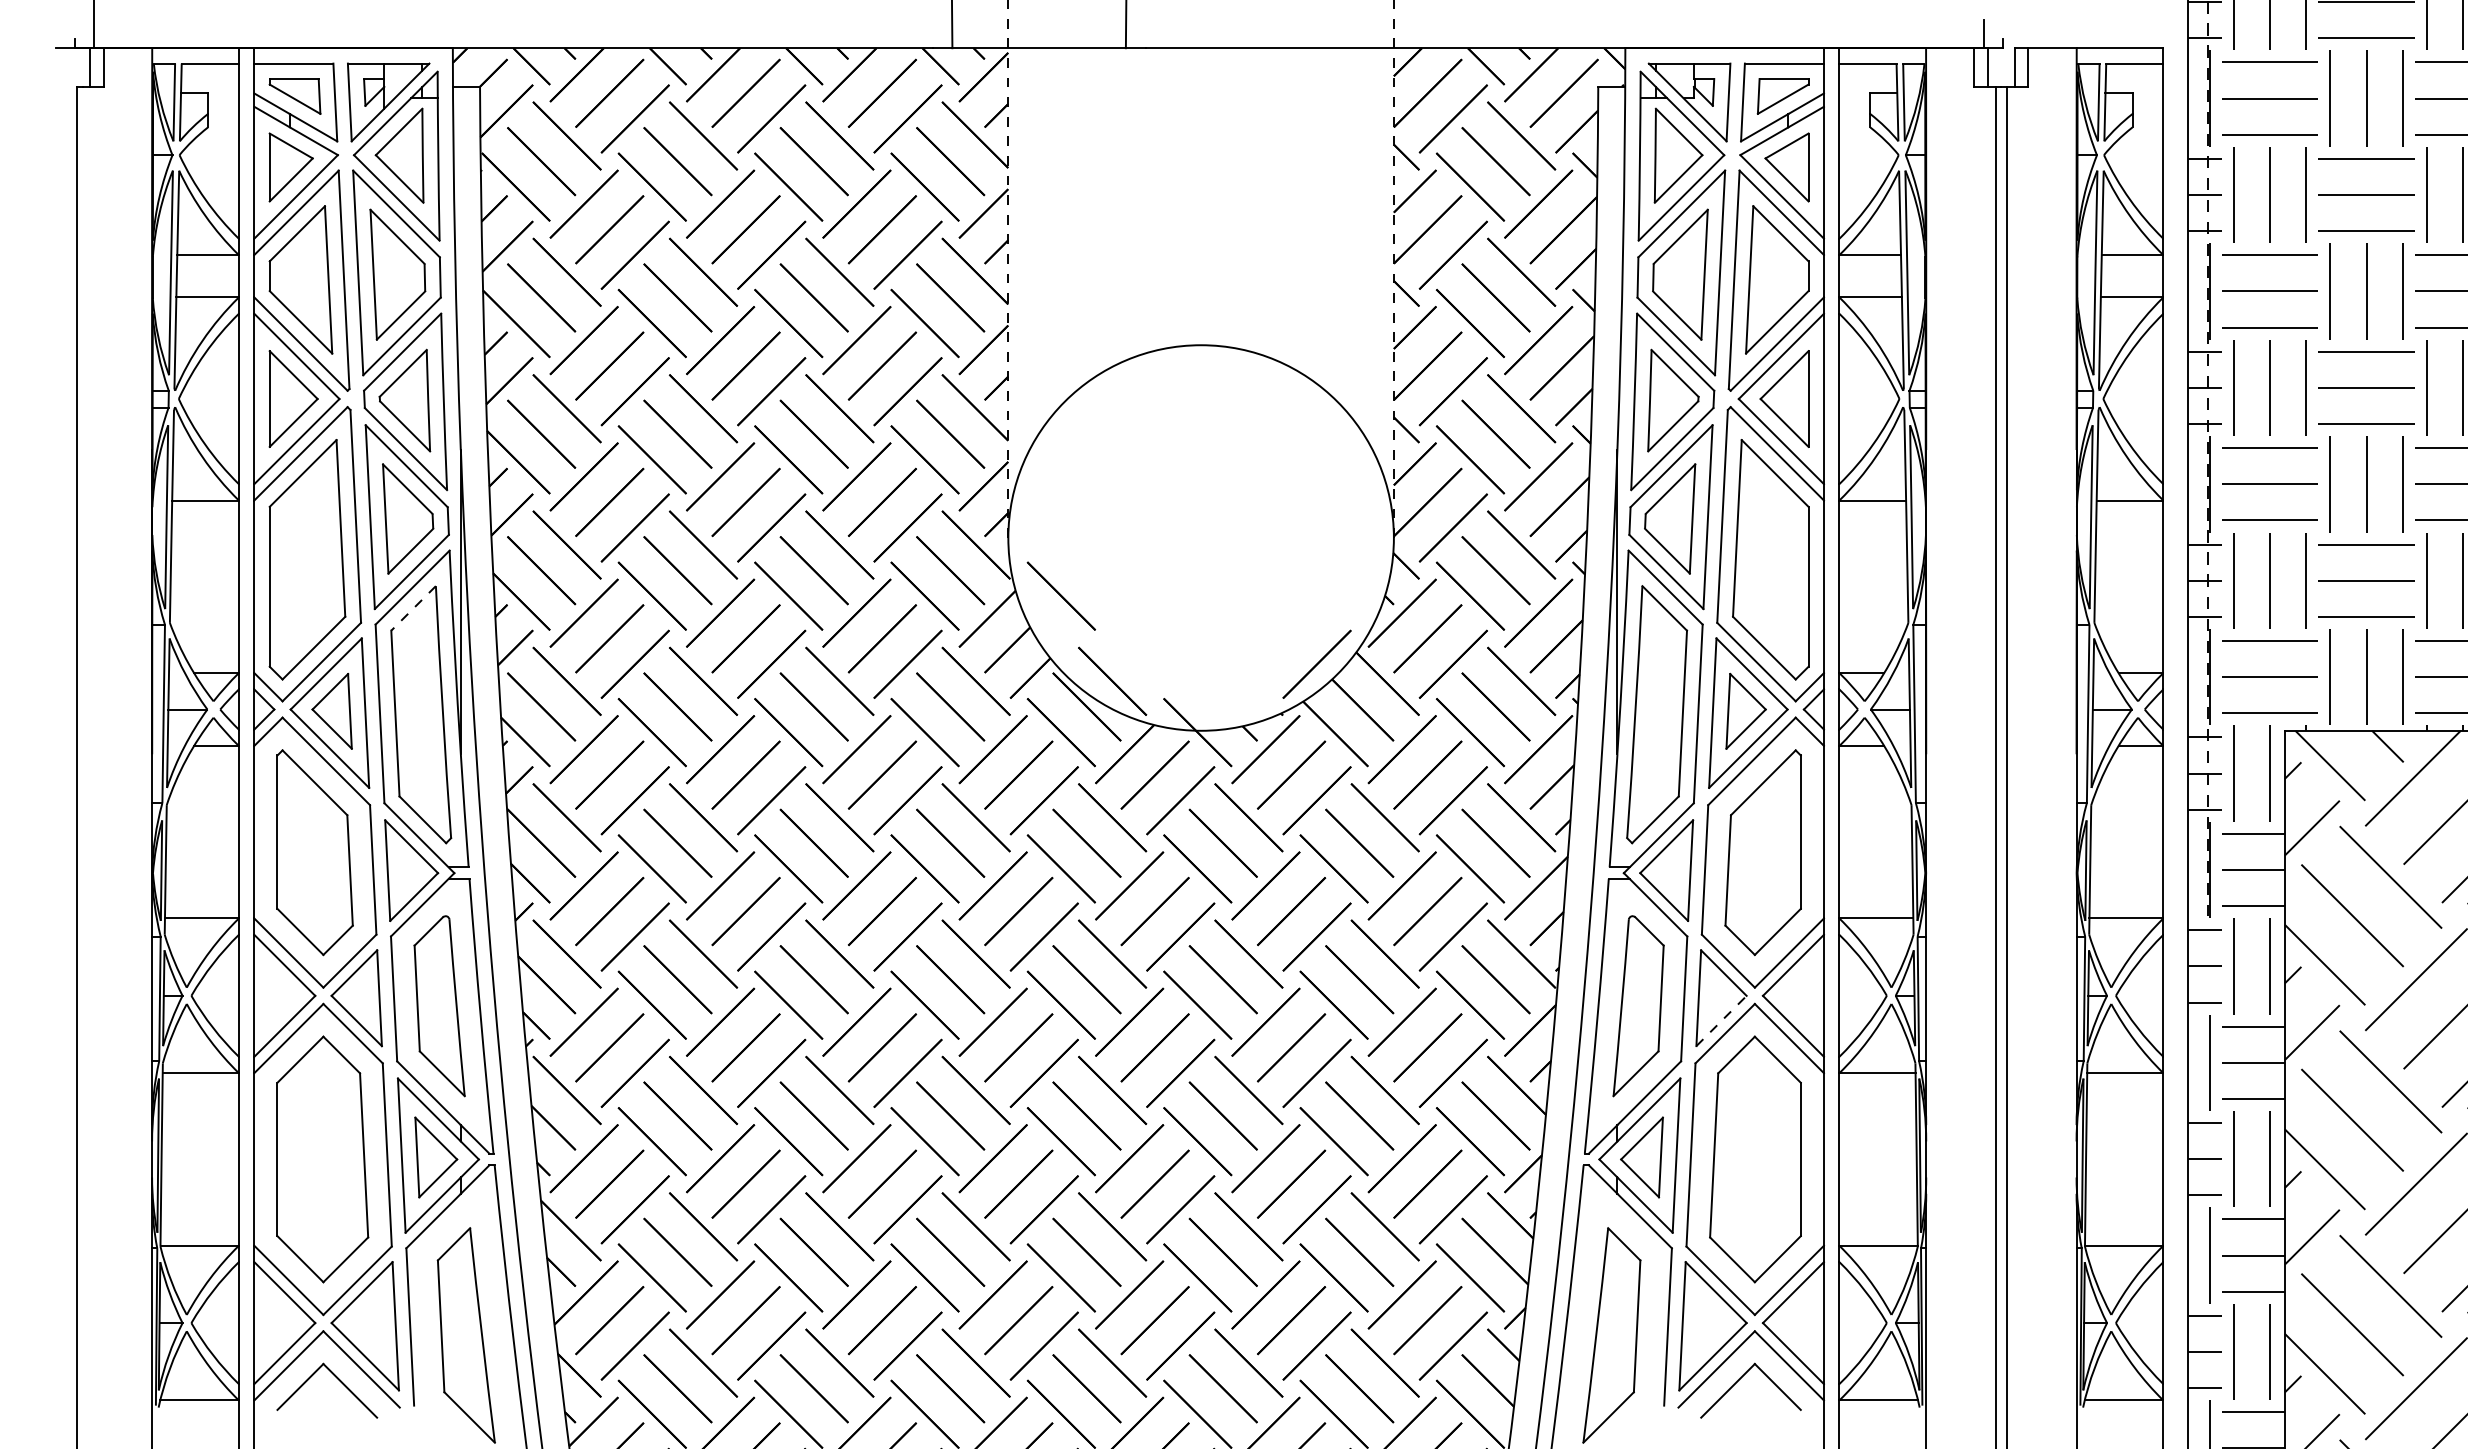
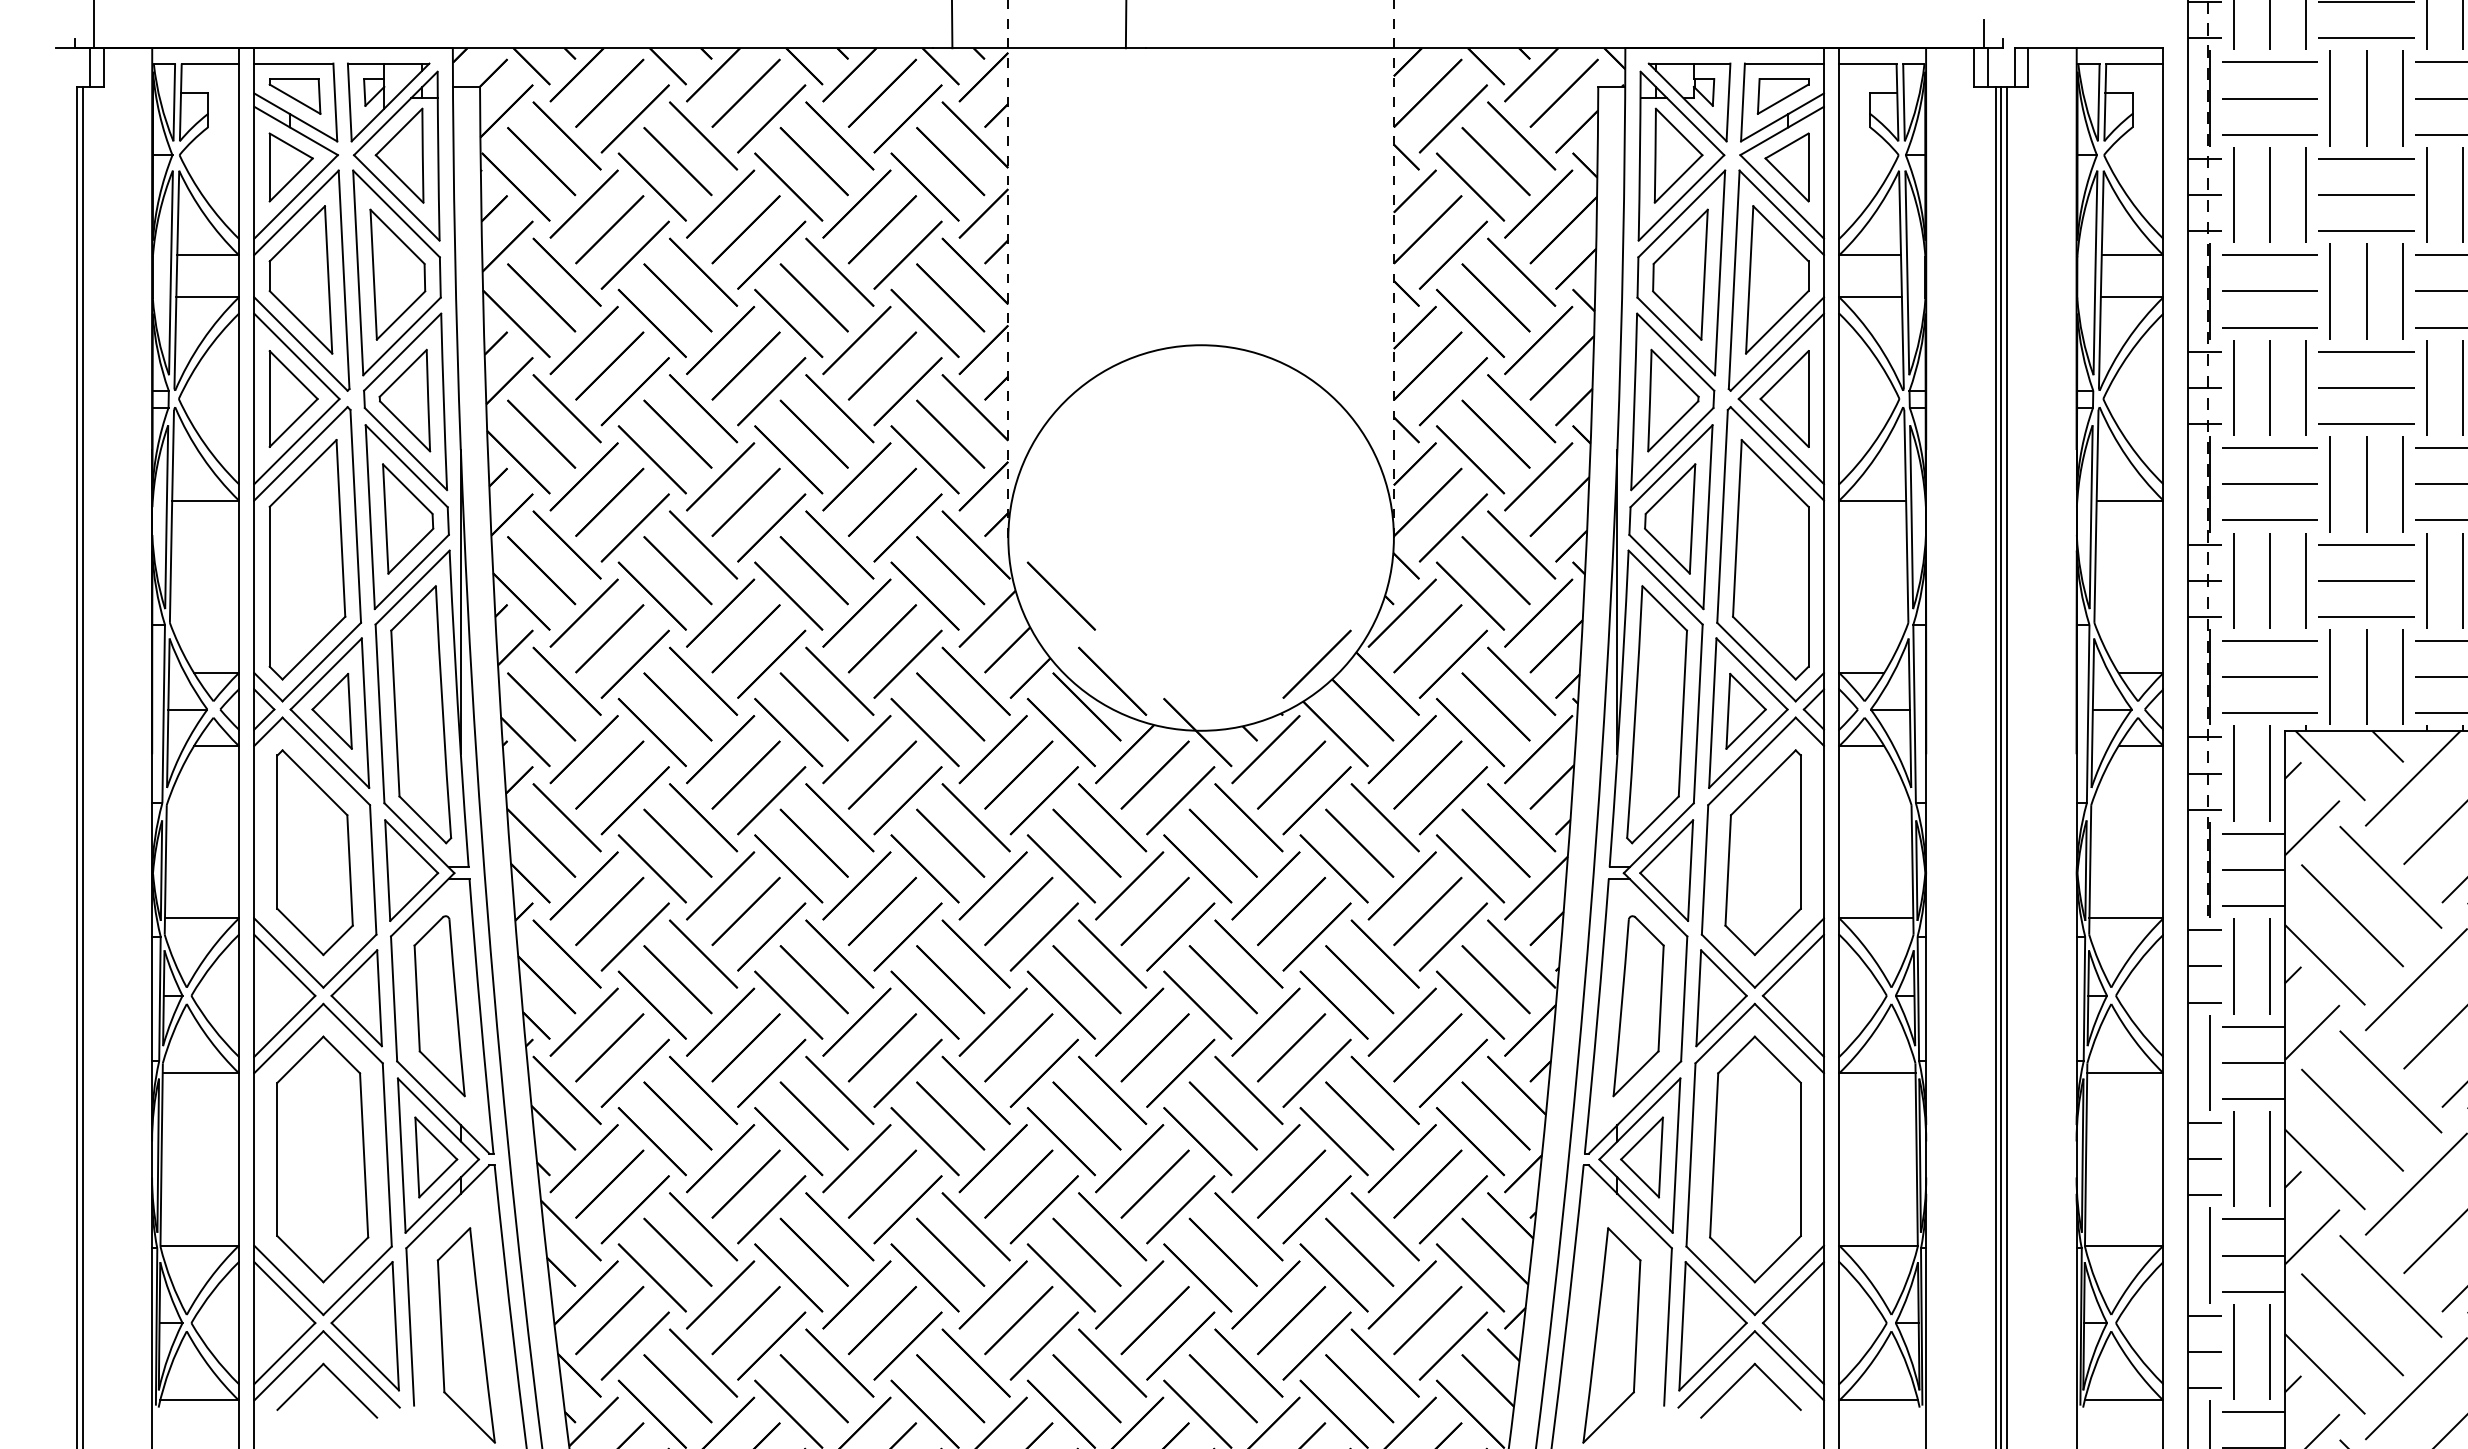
line: dashed -> solid (413, 608)
line: none -> present (82, 765)
line: none -> present (2001, 765)
line: dashed -> solid (1721, 1021)
